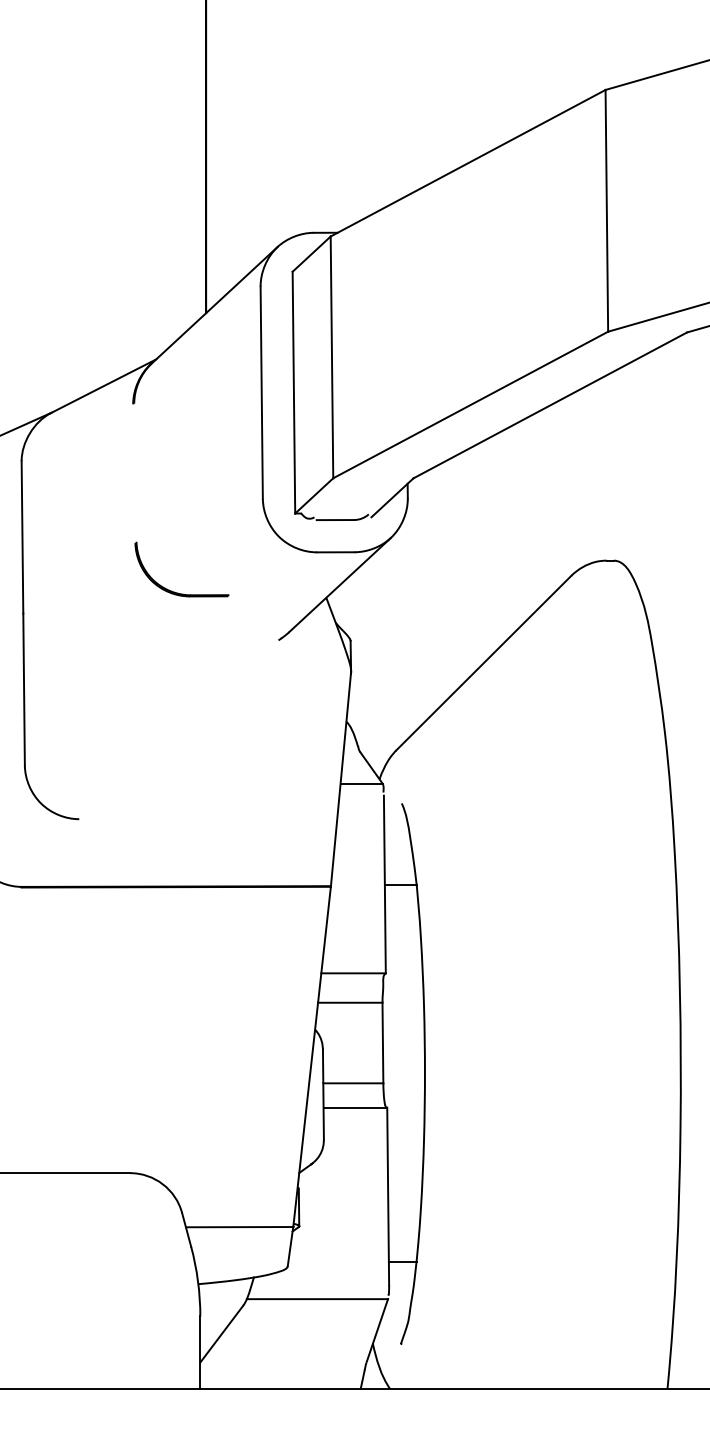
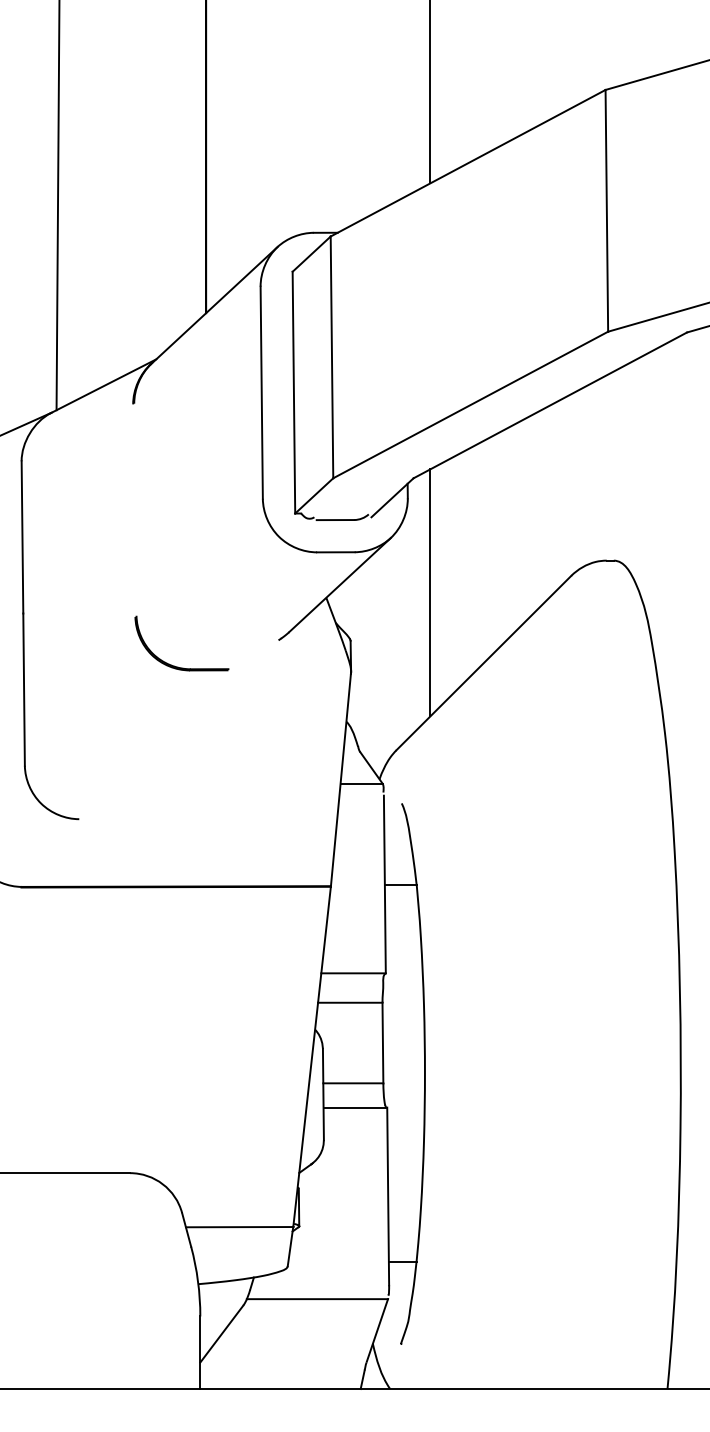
line: none -> present (430, 92)
line: none -> present (57, 206)
part position: (174, 591) -> (174, 665) (174, 665)
line: none -> present (430, 592)
